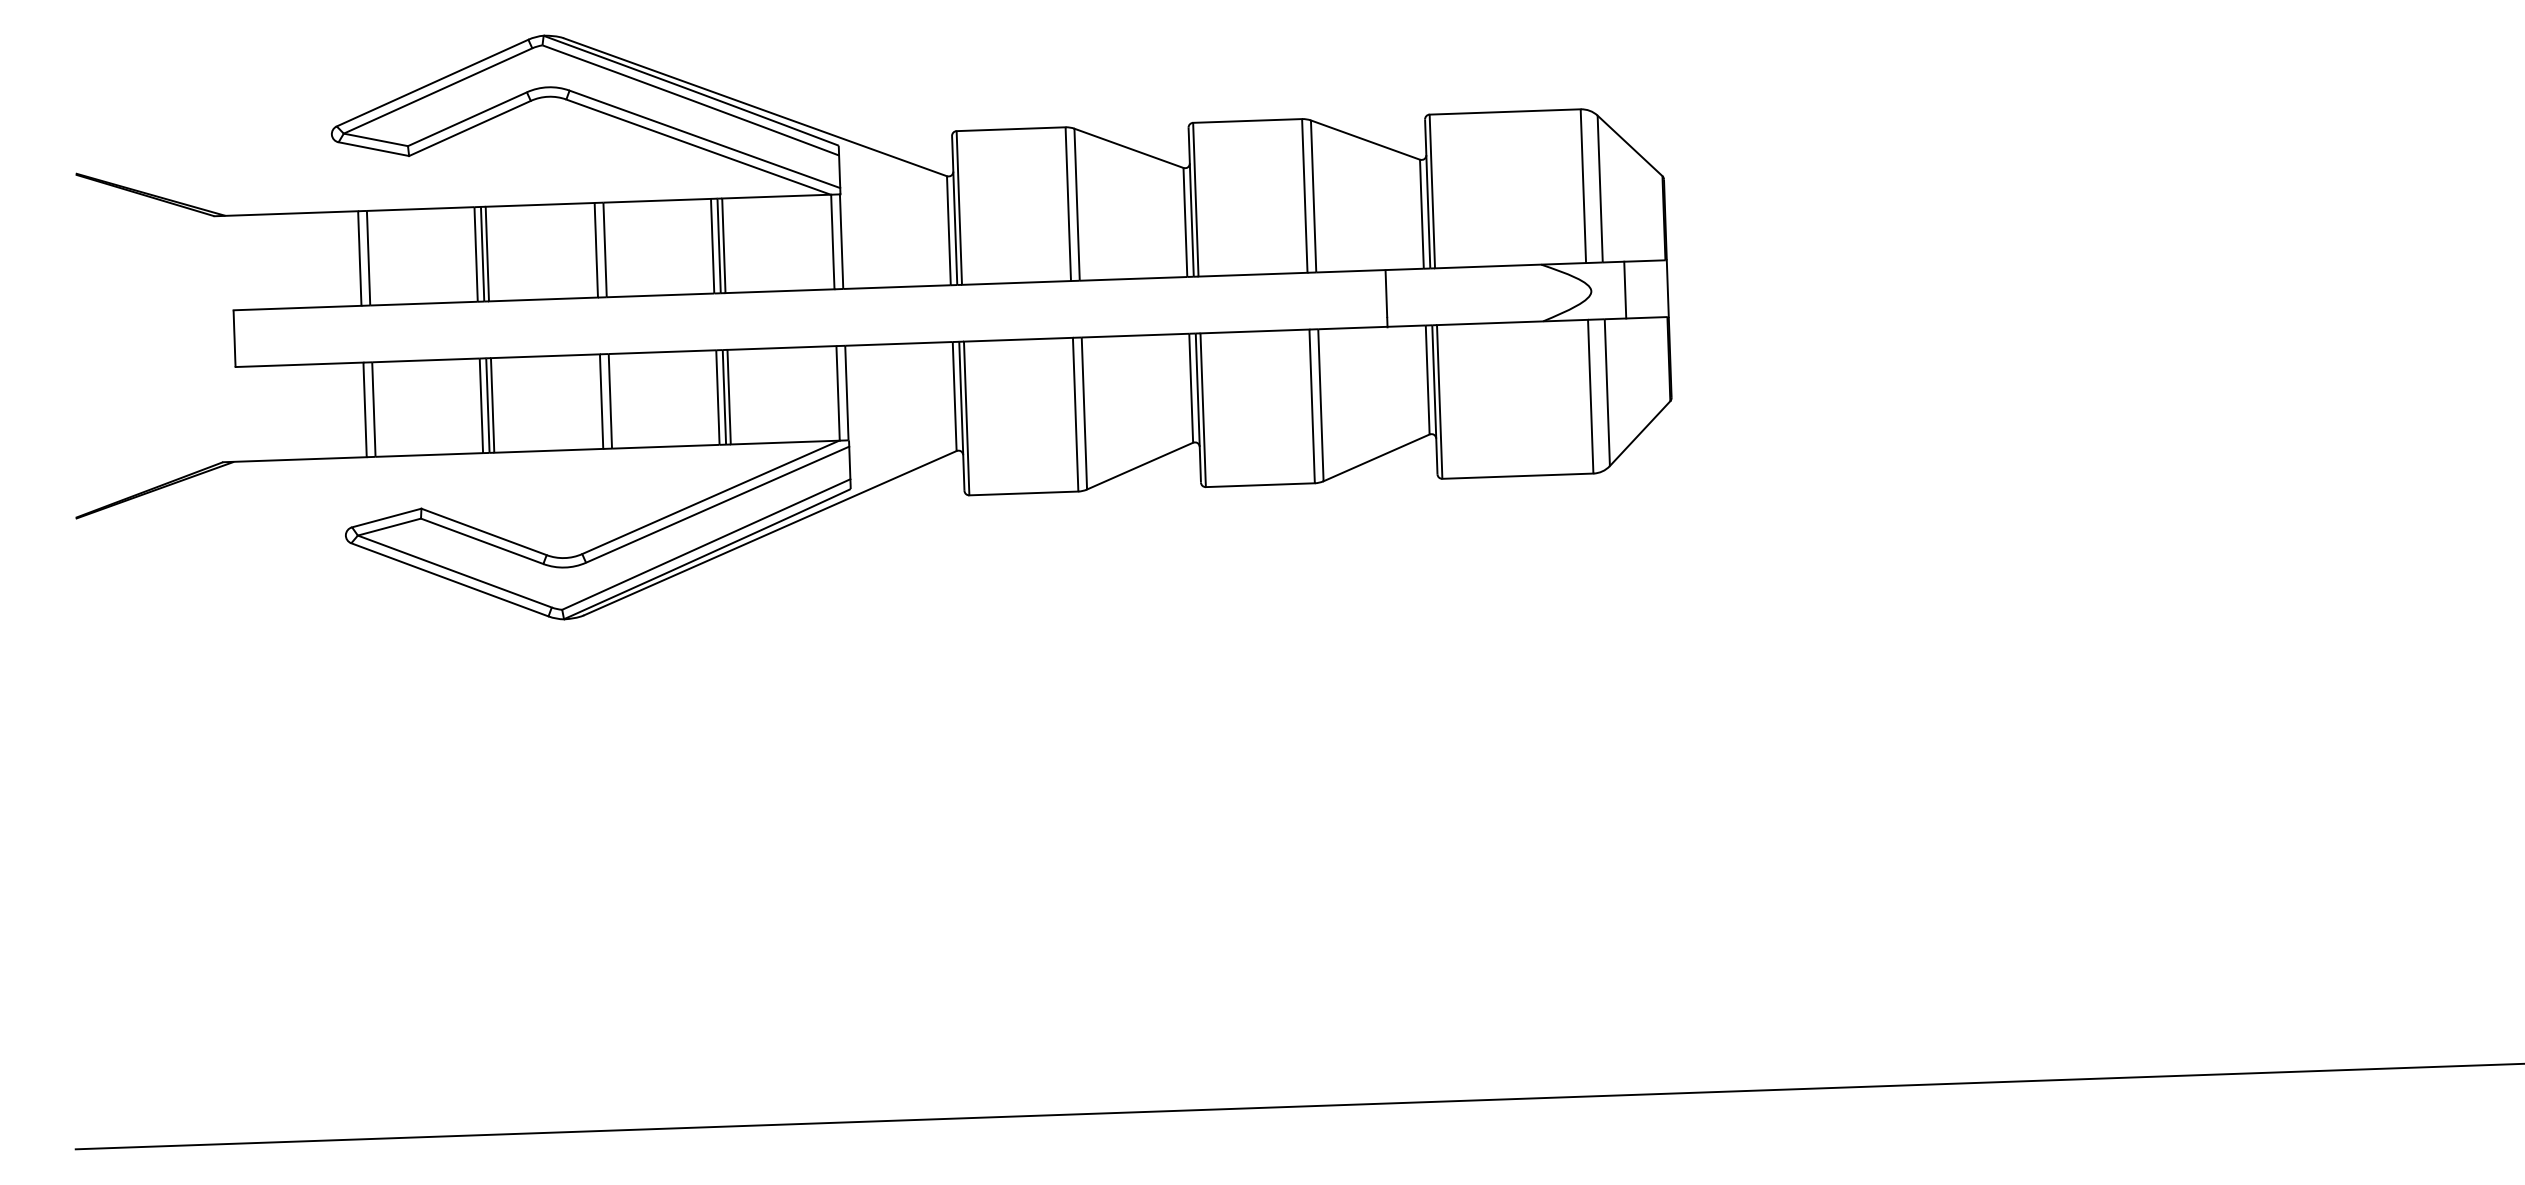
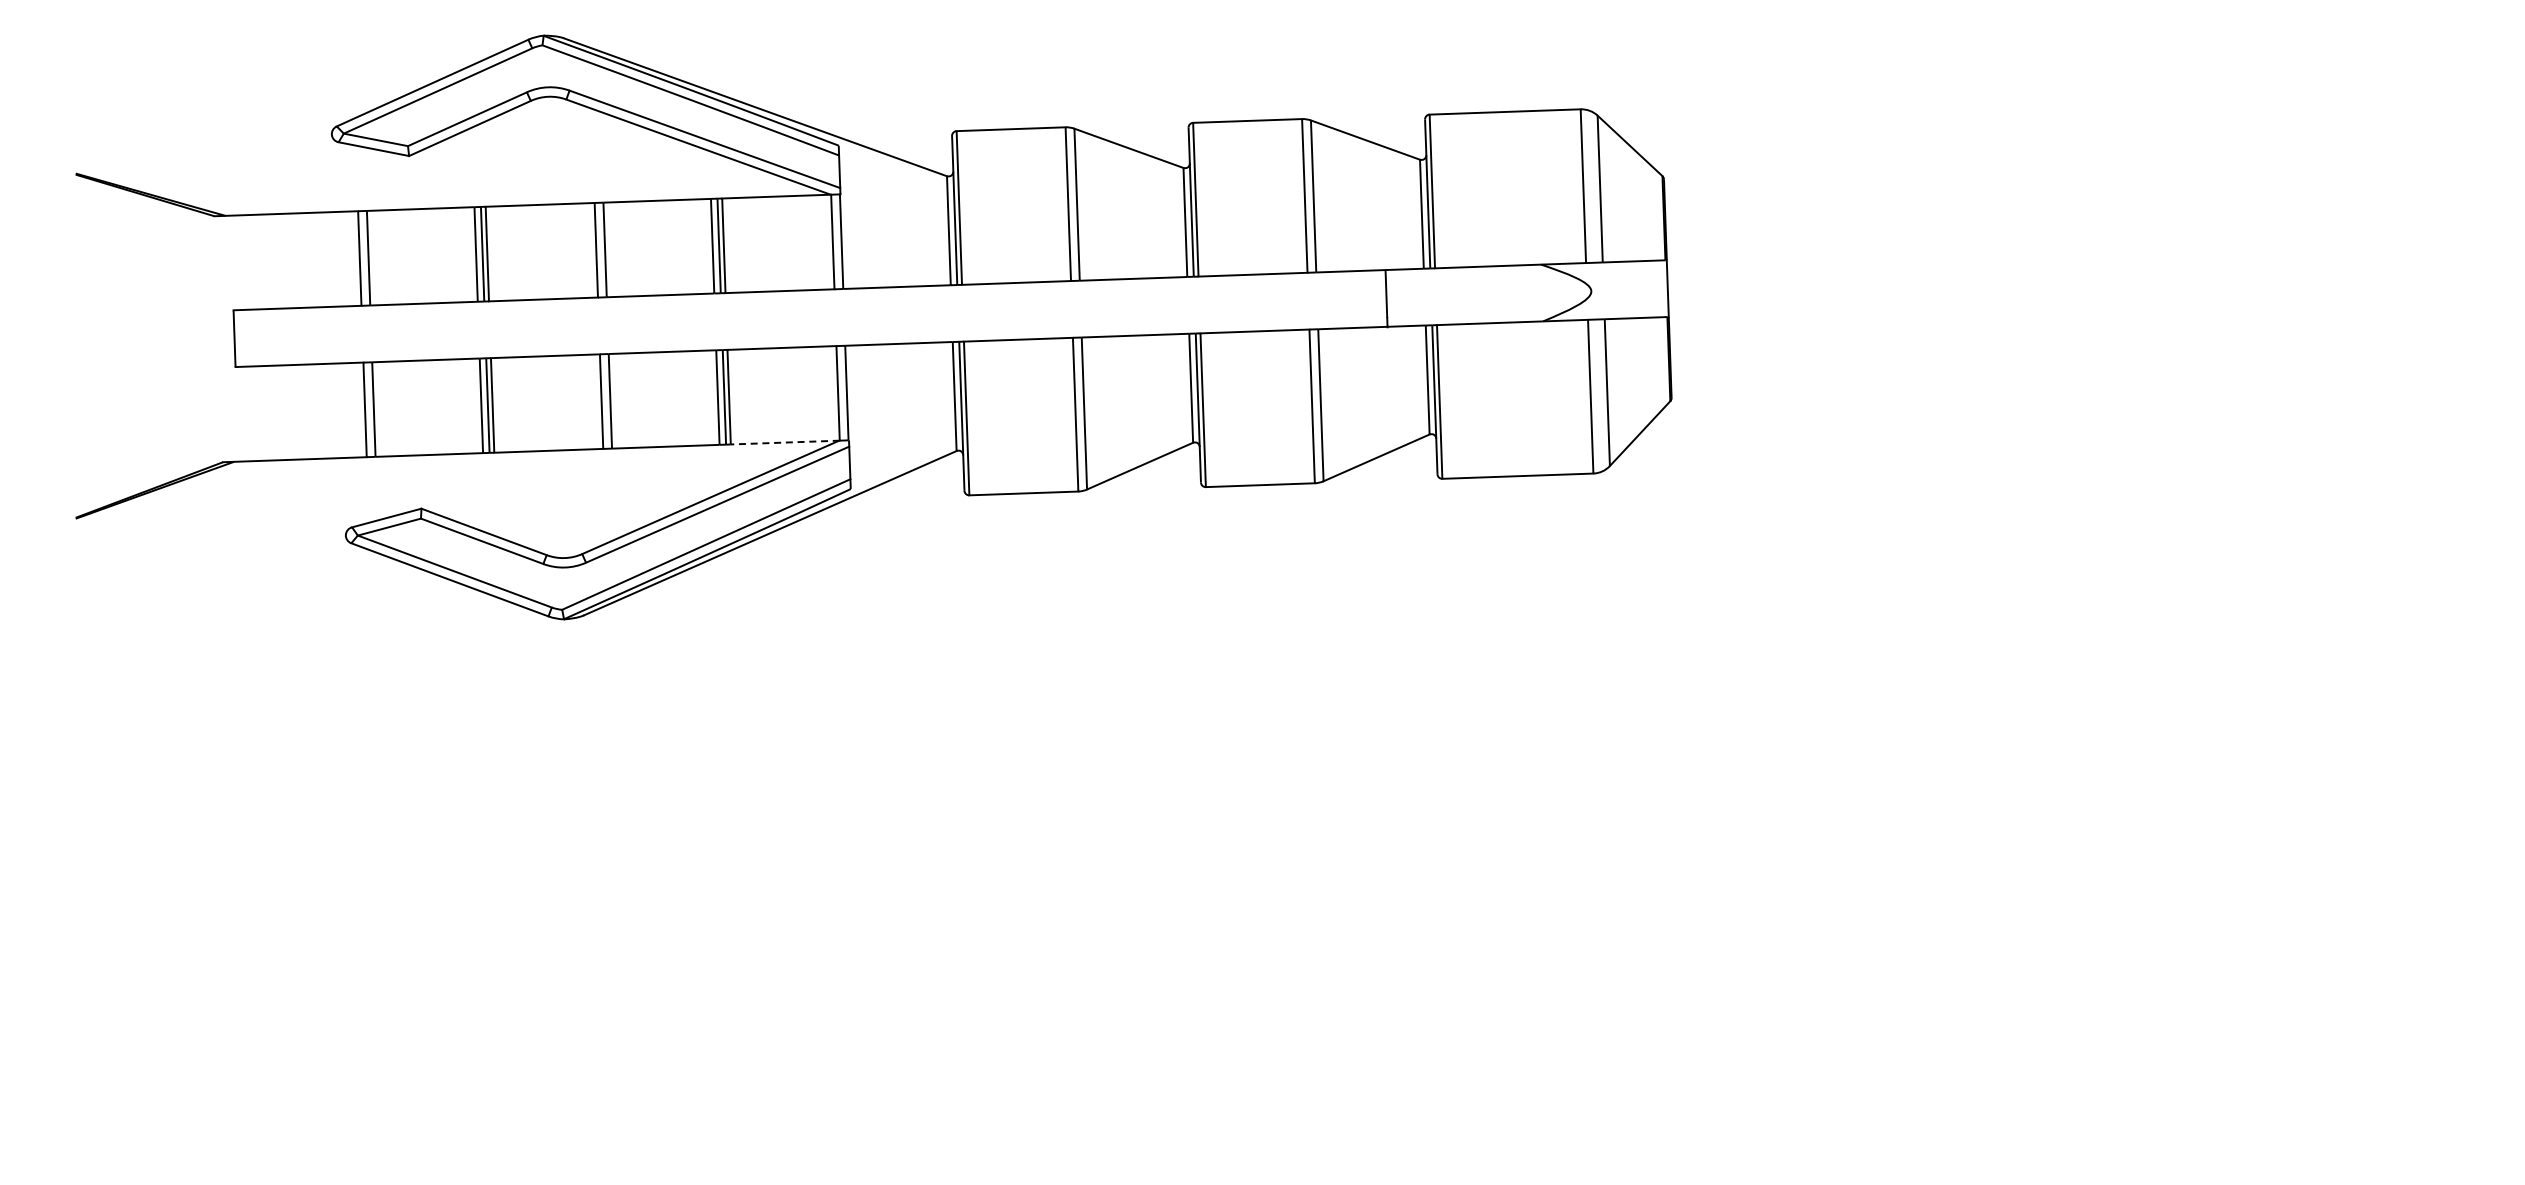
line: present -> none (1625, 289)
line: solid -> dashed (785, 442)
line: present -> none (1298, 1106)
